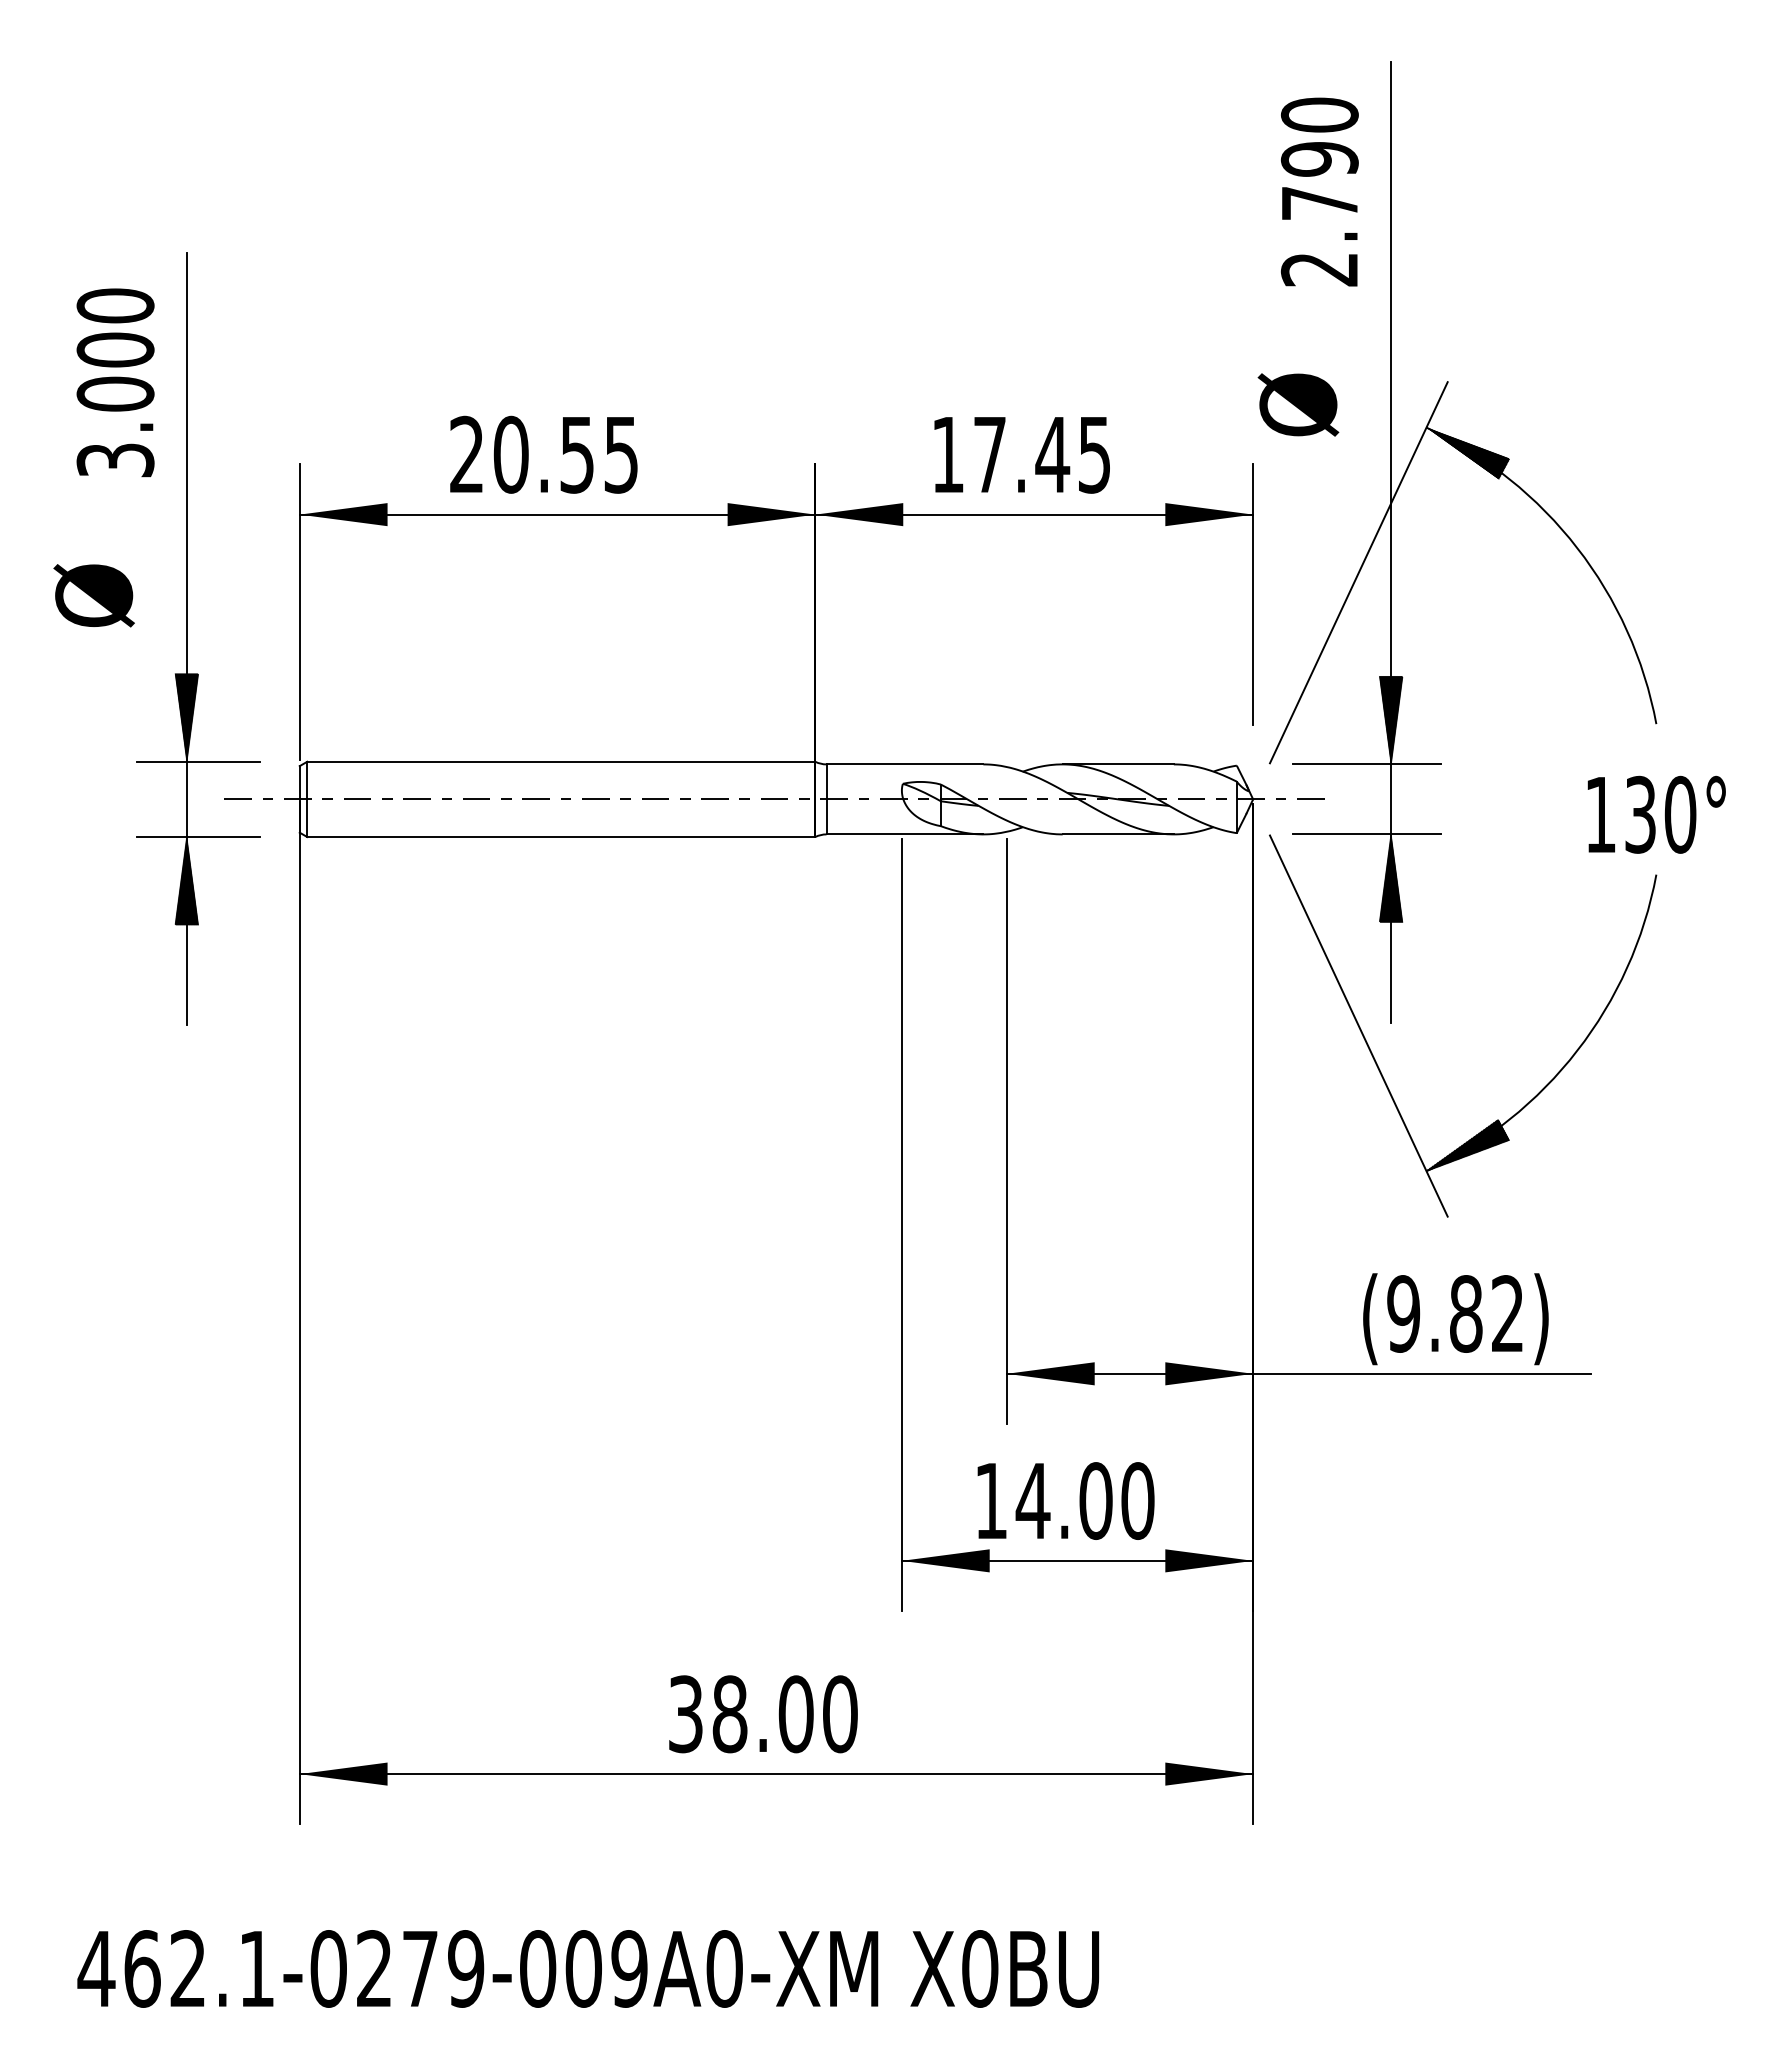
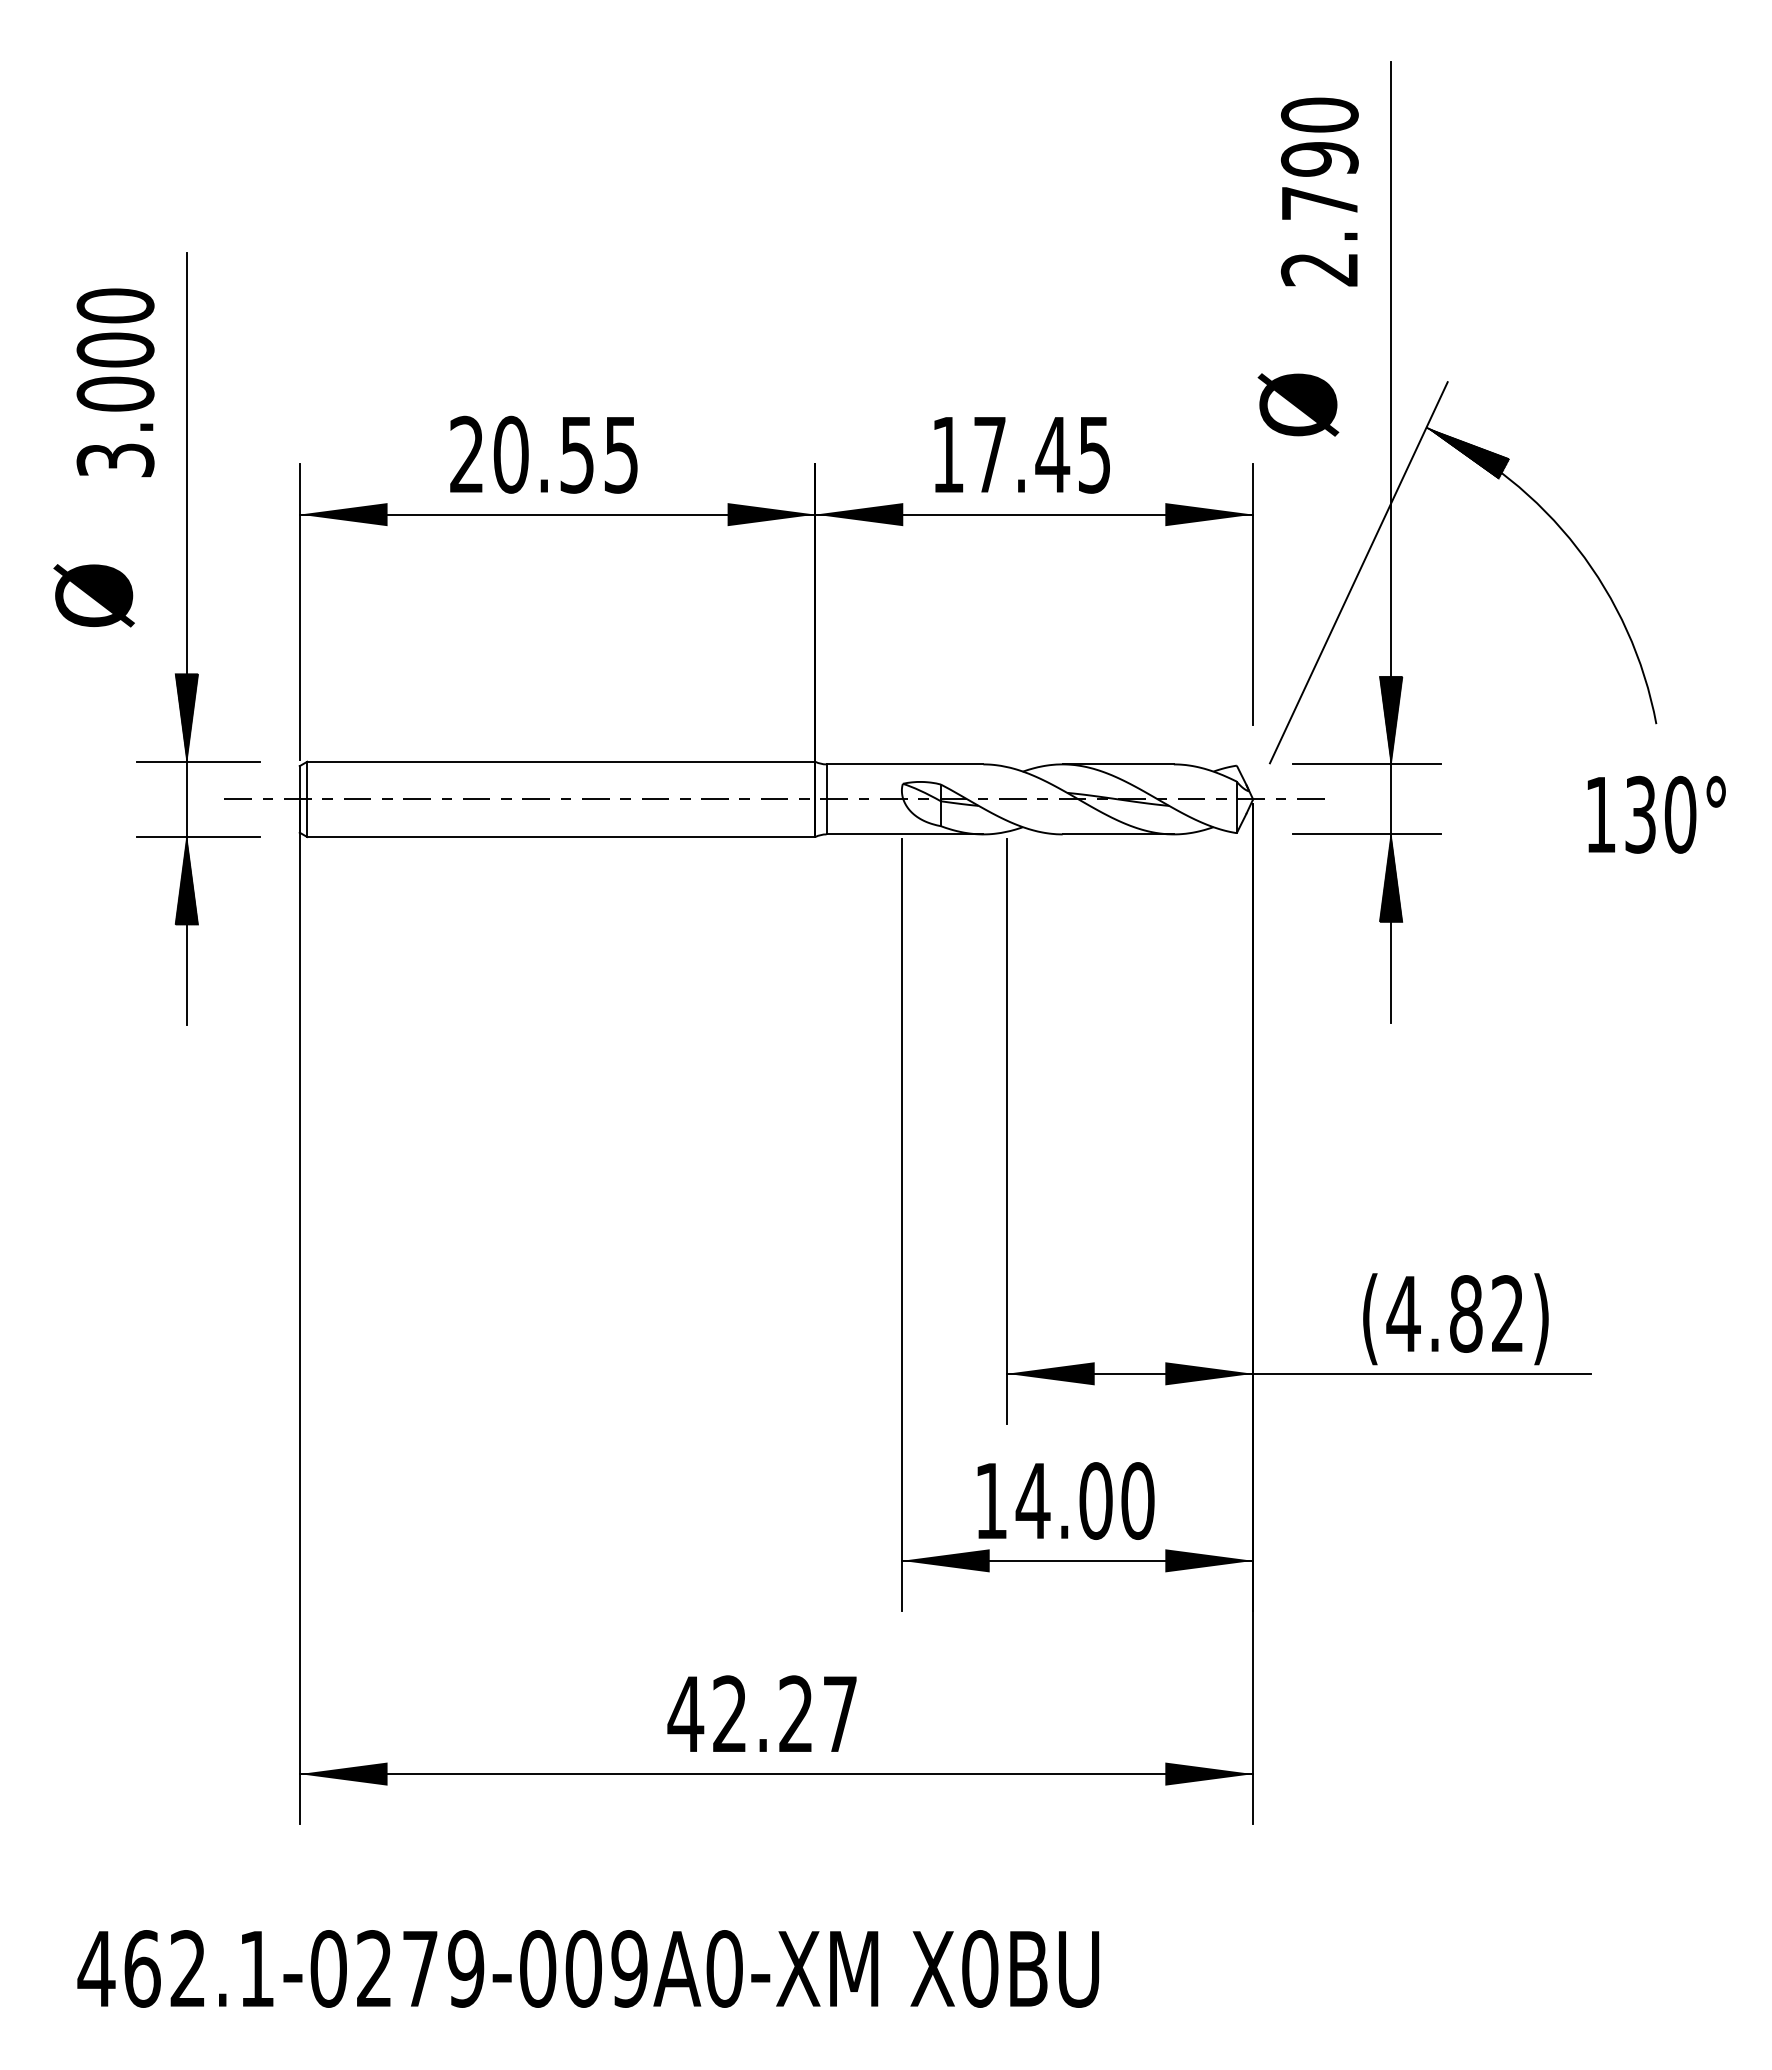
part: present -> none (1379, 1067)
text: (9.82) -> (4.82) (1403, 1313)
text: 38.00 -> 42.27 (762, 1714)
